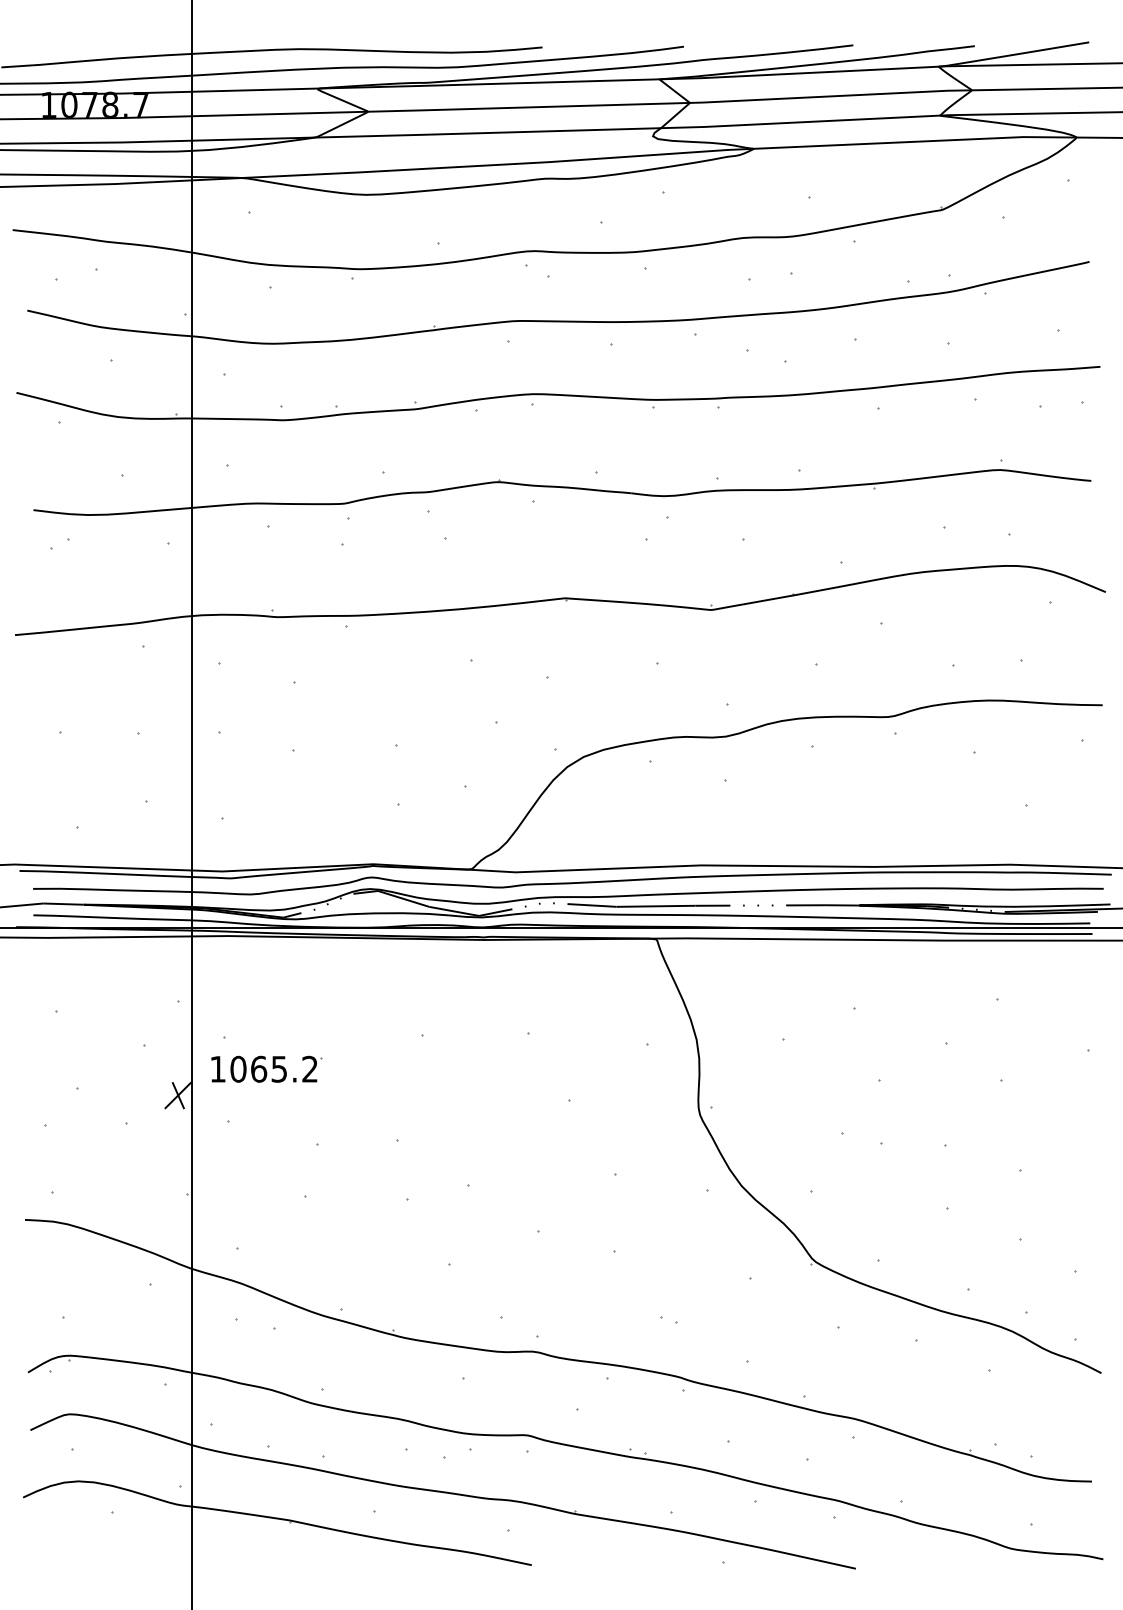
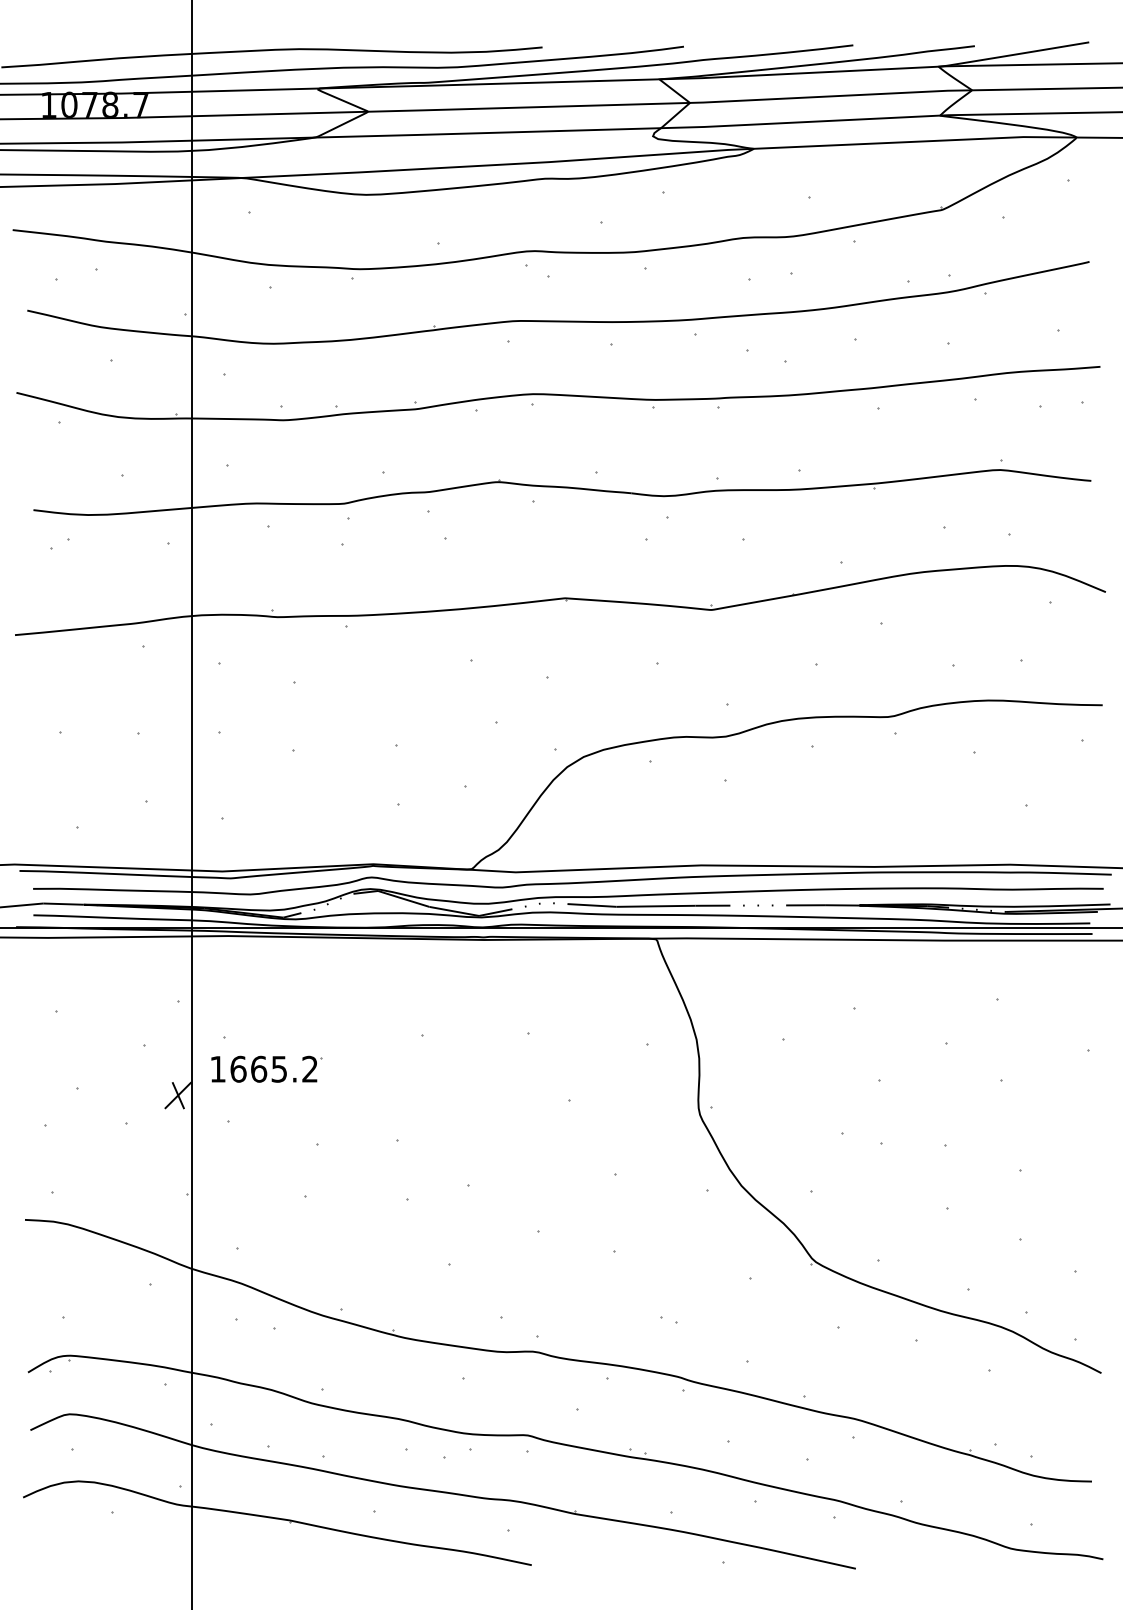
text: 1065.2 -> 1665.2 (238, 1068)
